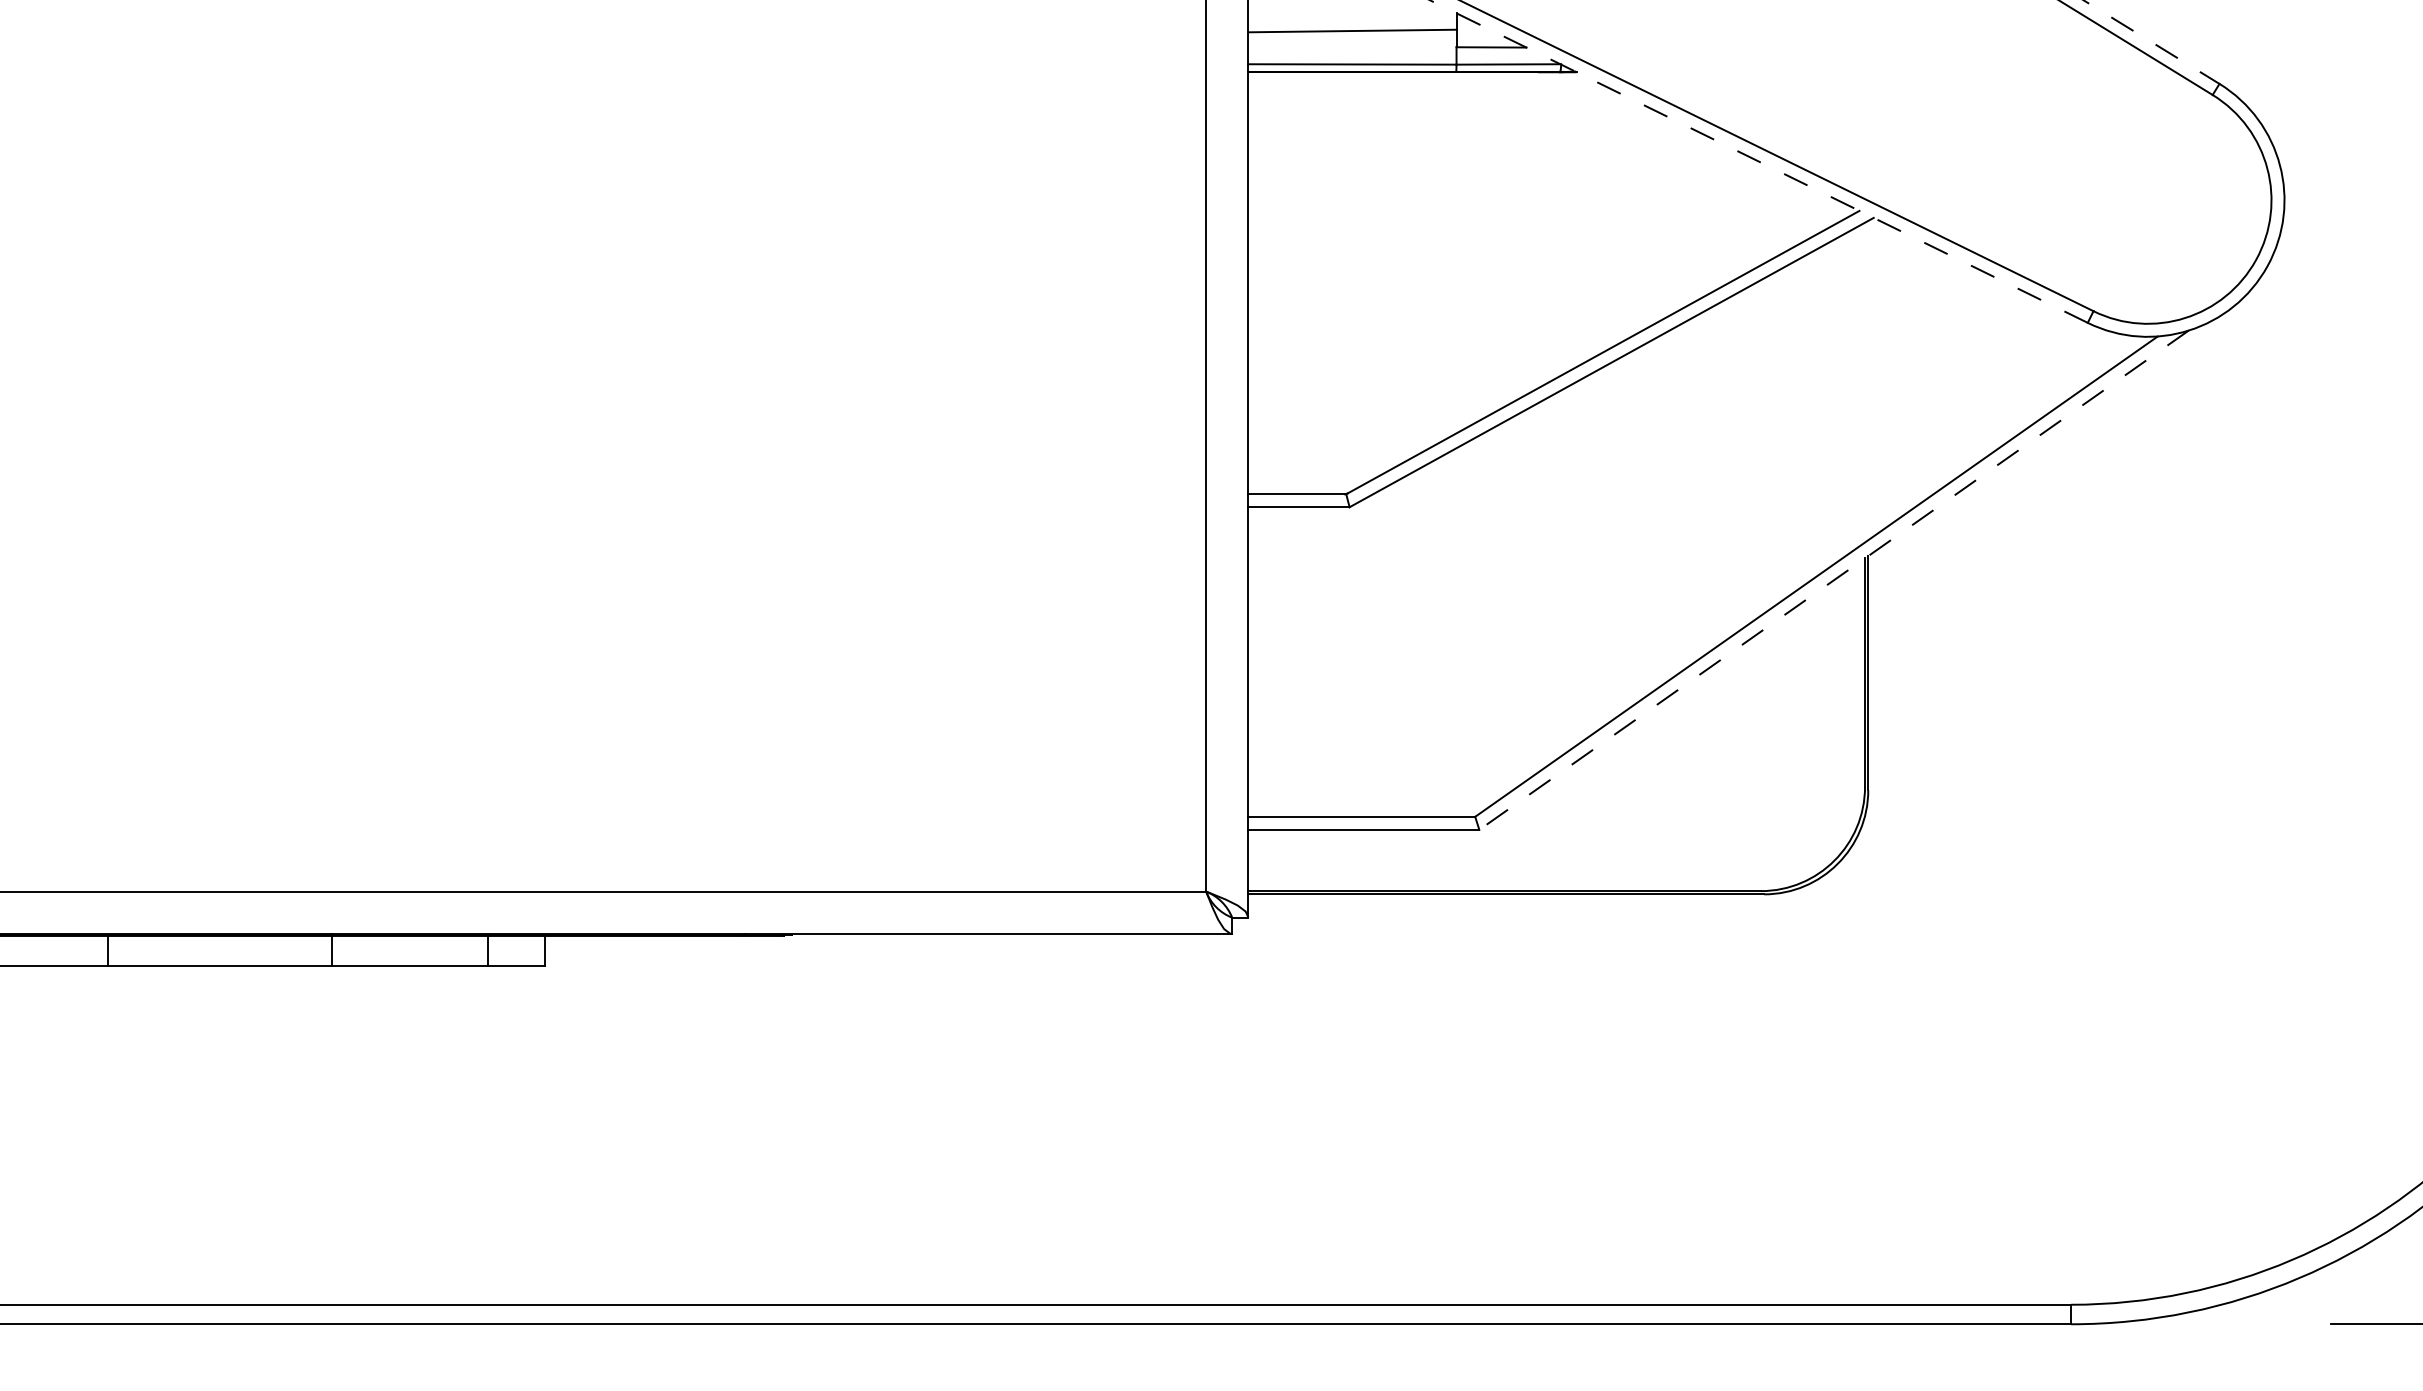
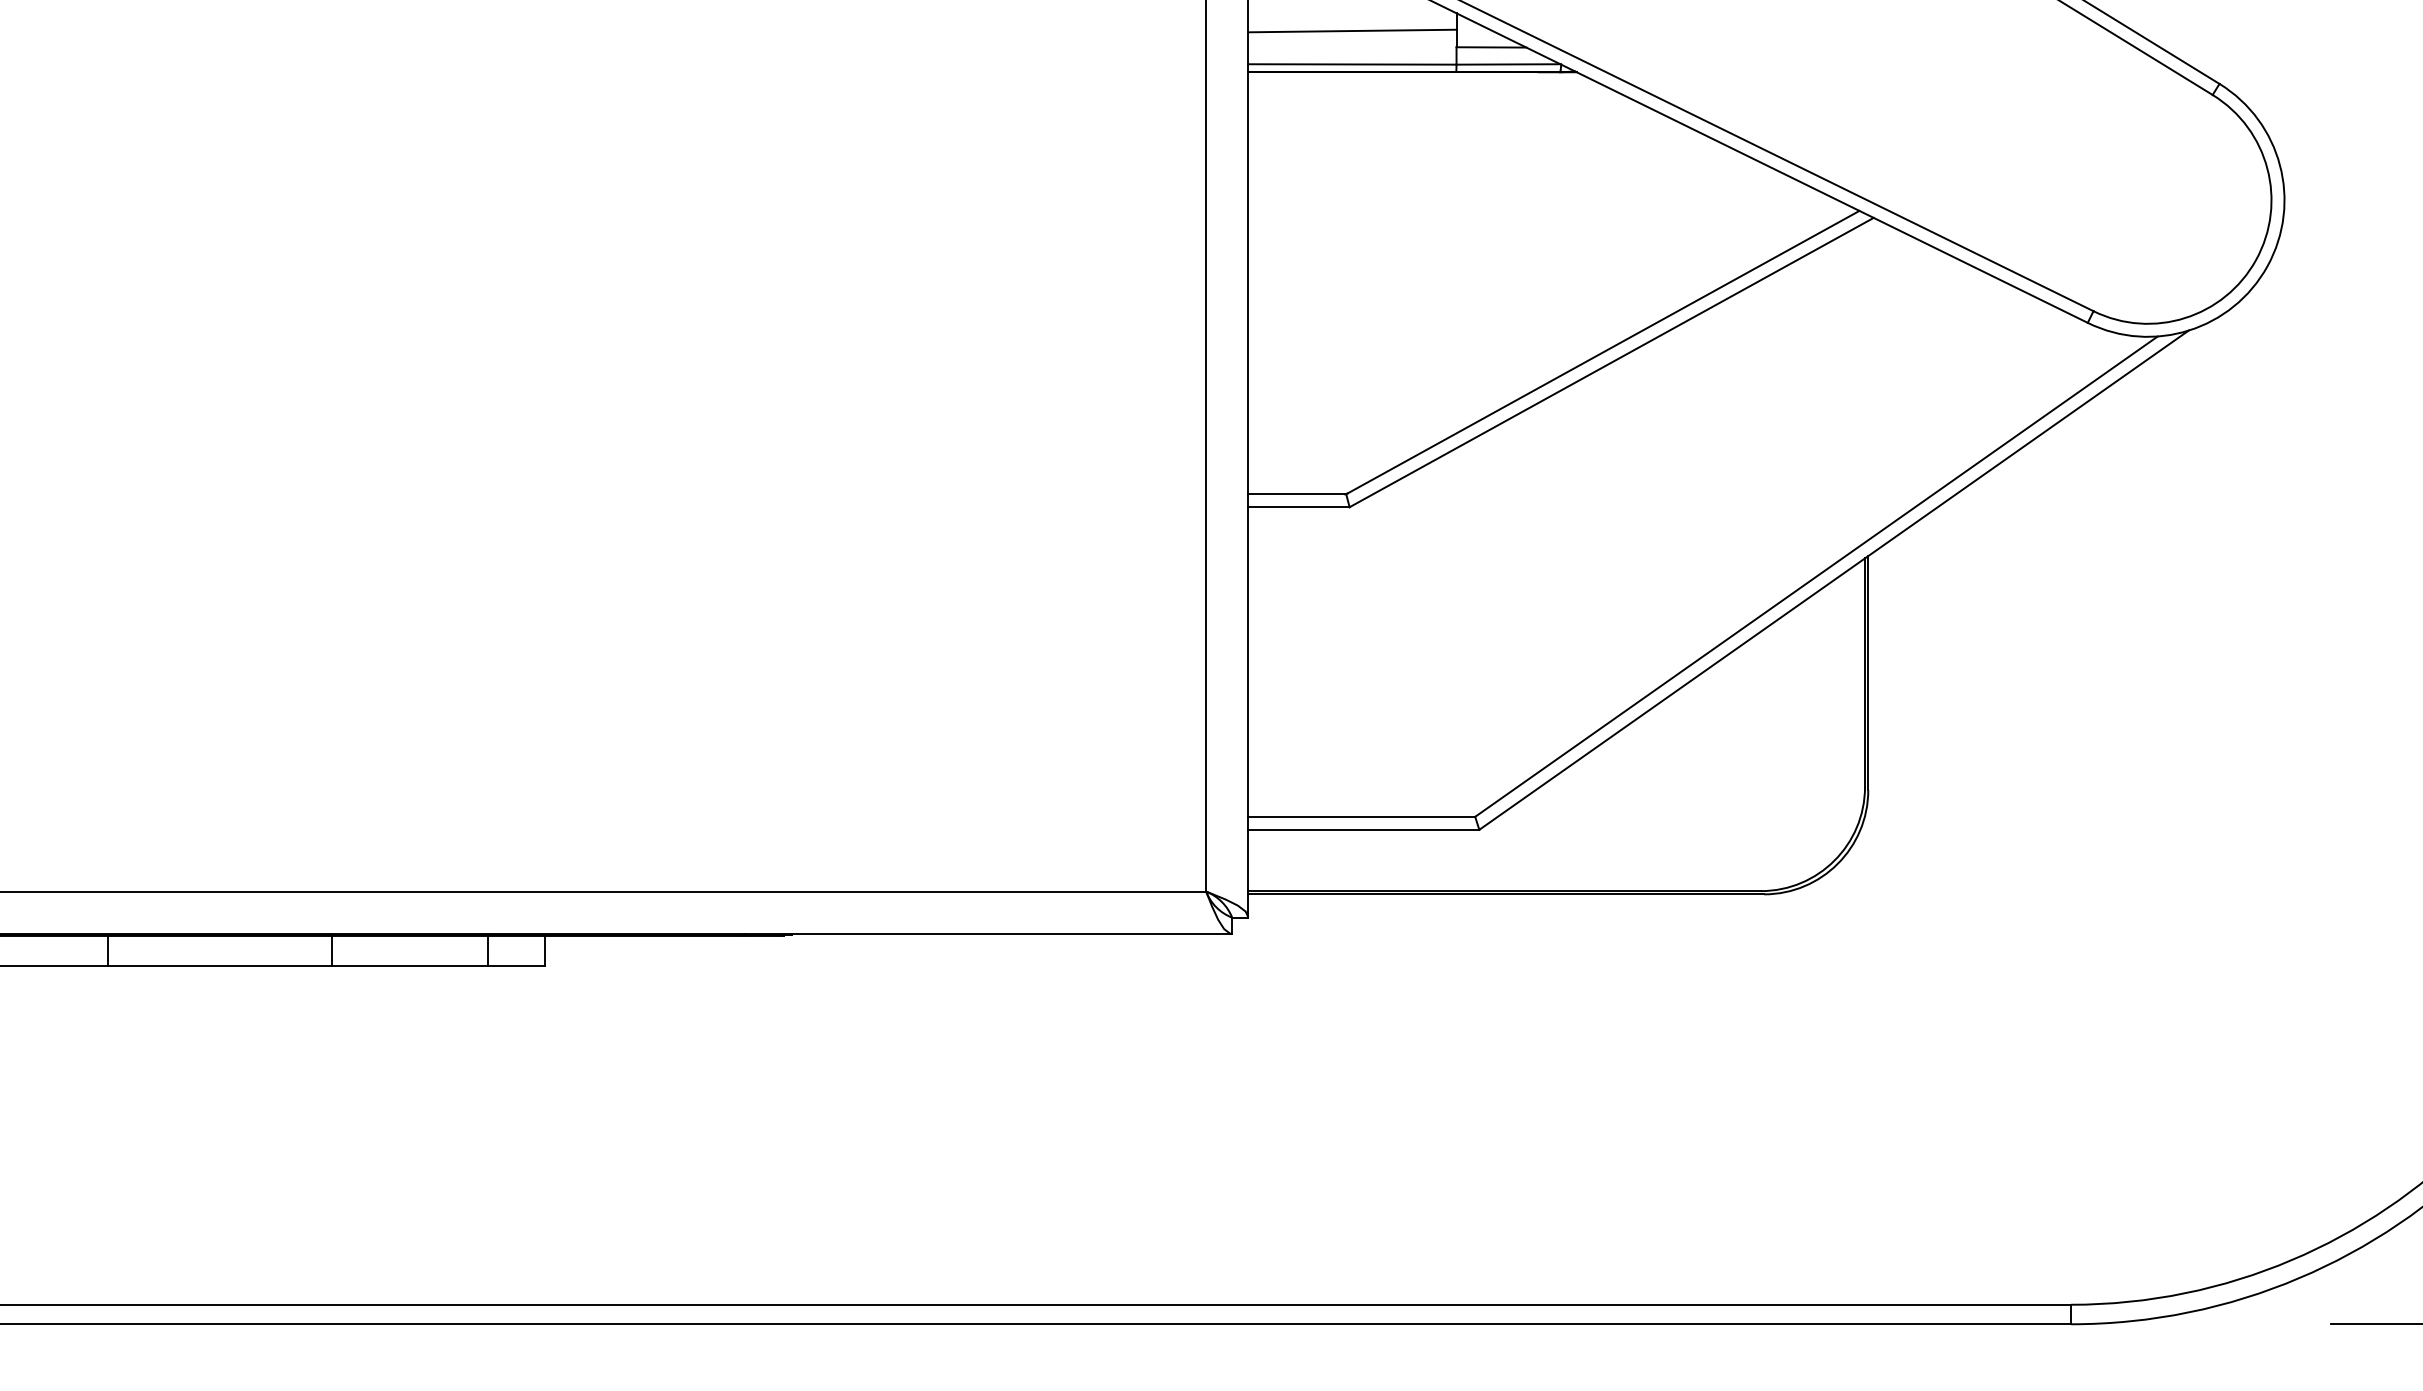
line: dashed -> solid (2151, 42)
line: dashed -> solid (1758, 161)
line: dashed -> solid (1834, 580)
